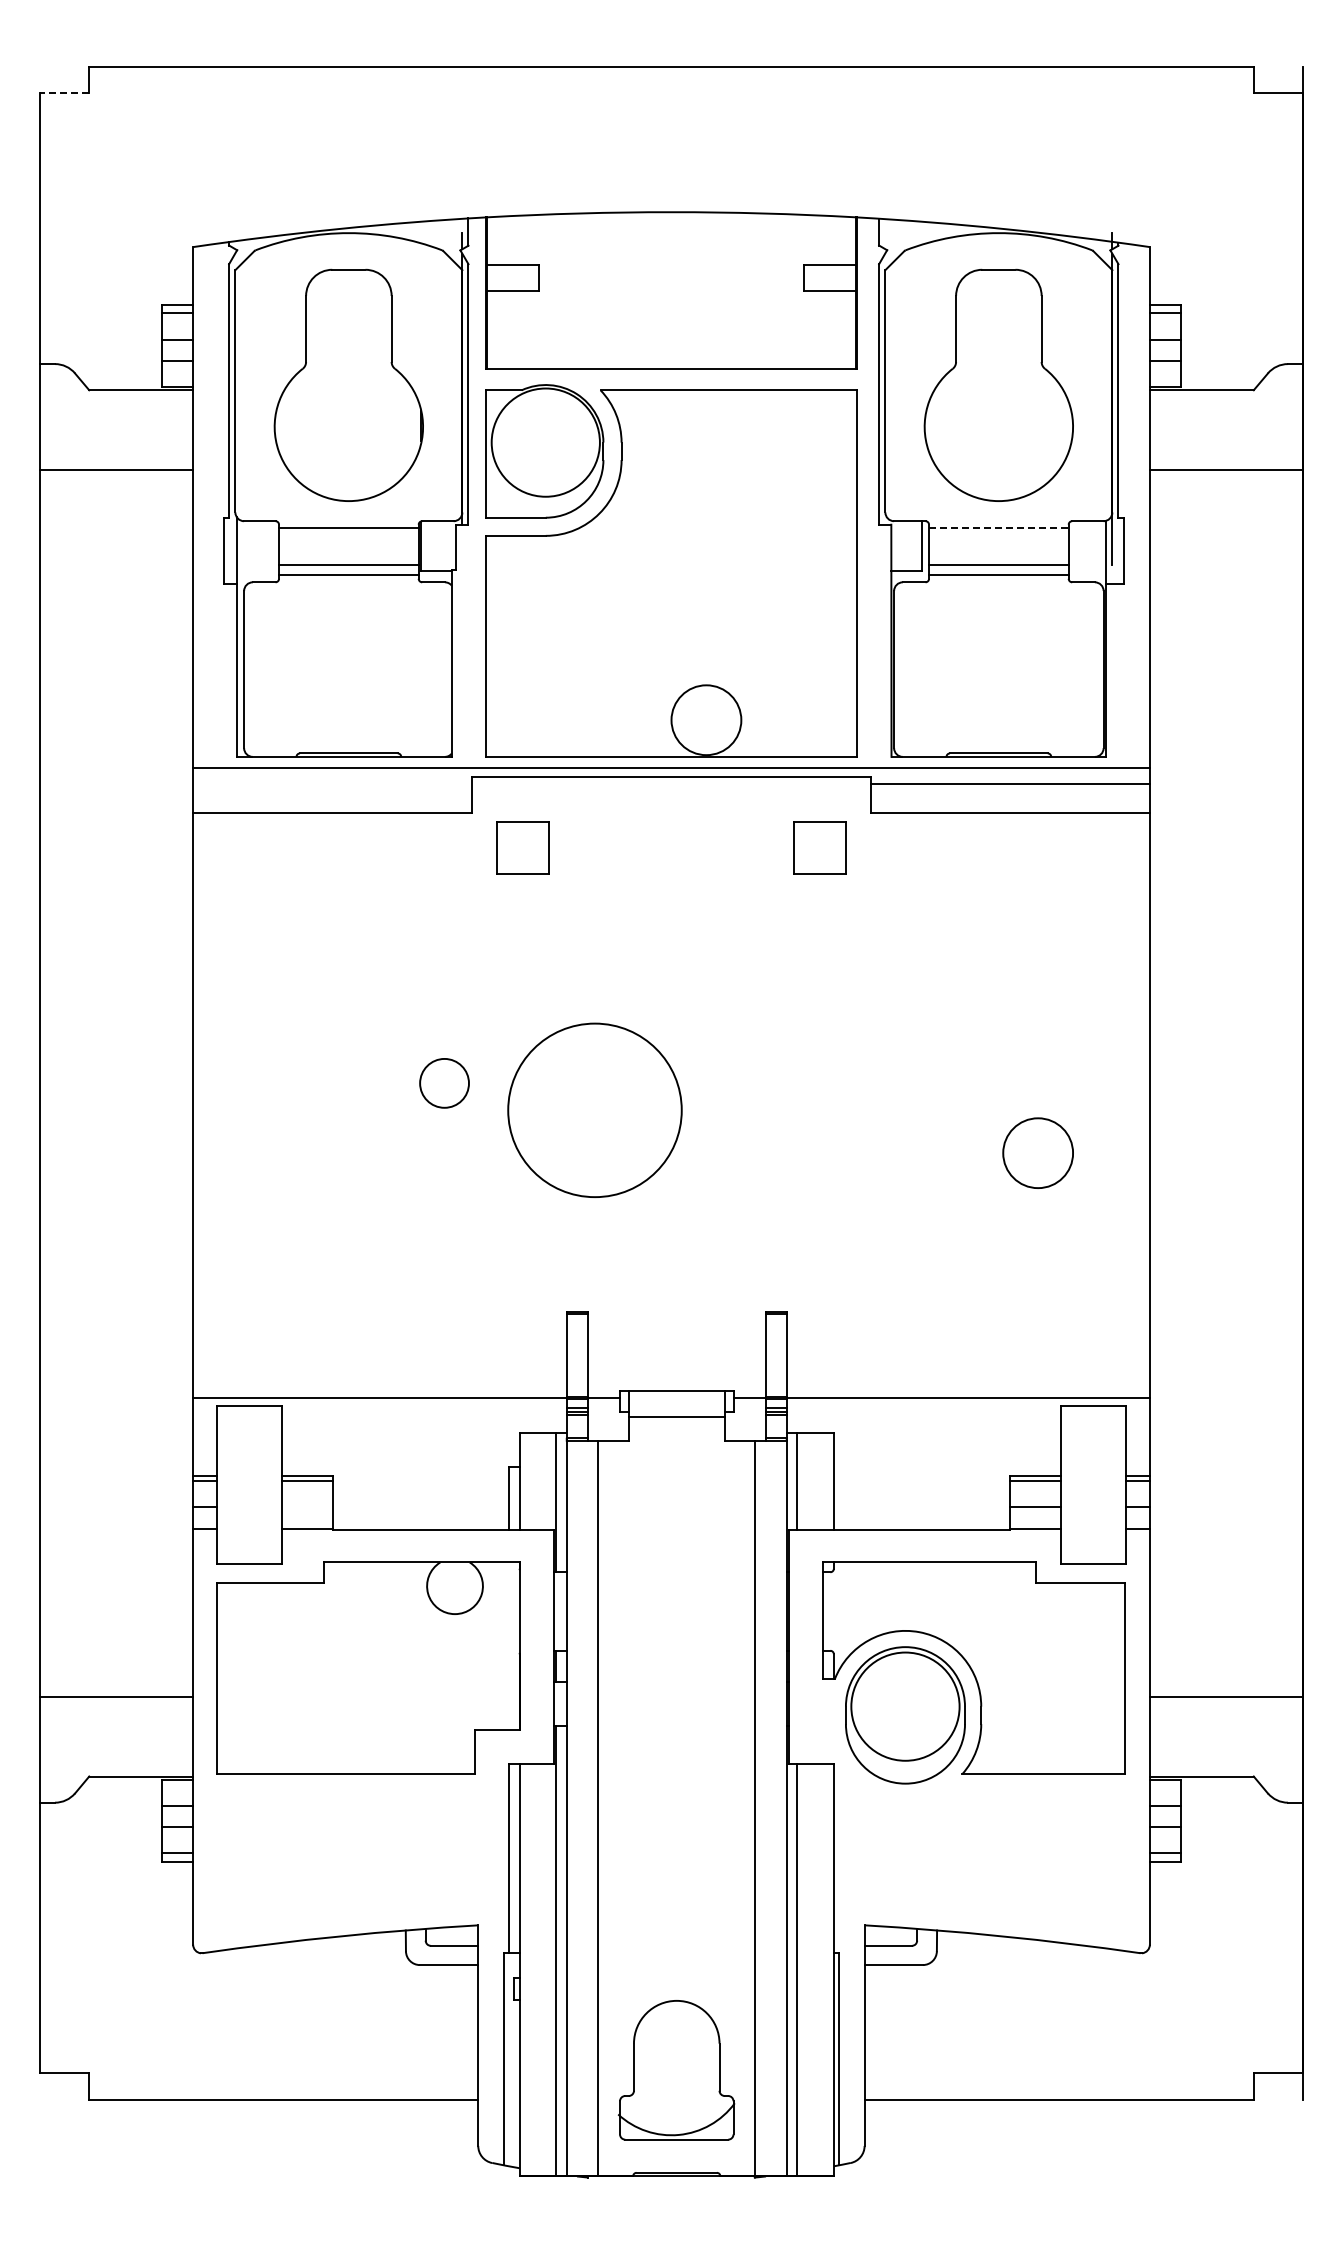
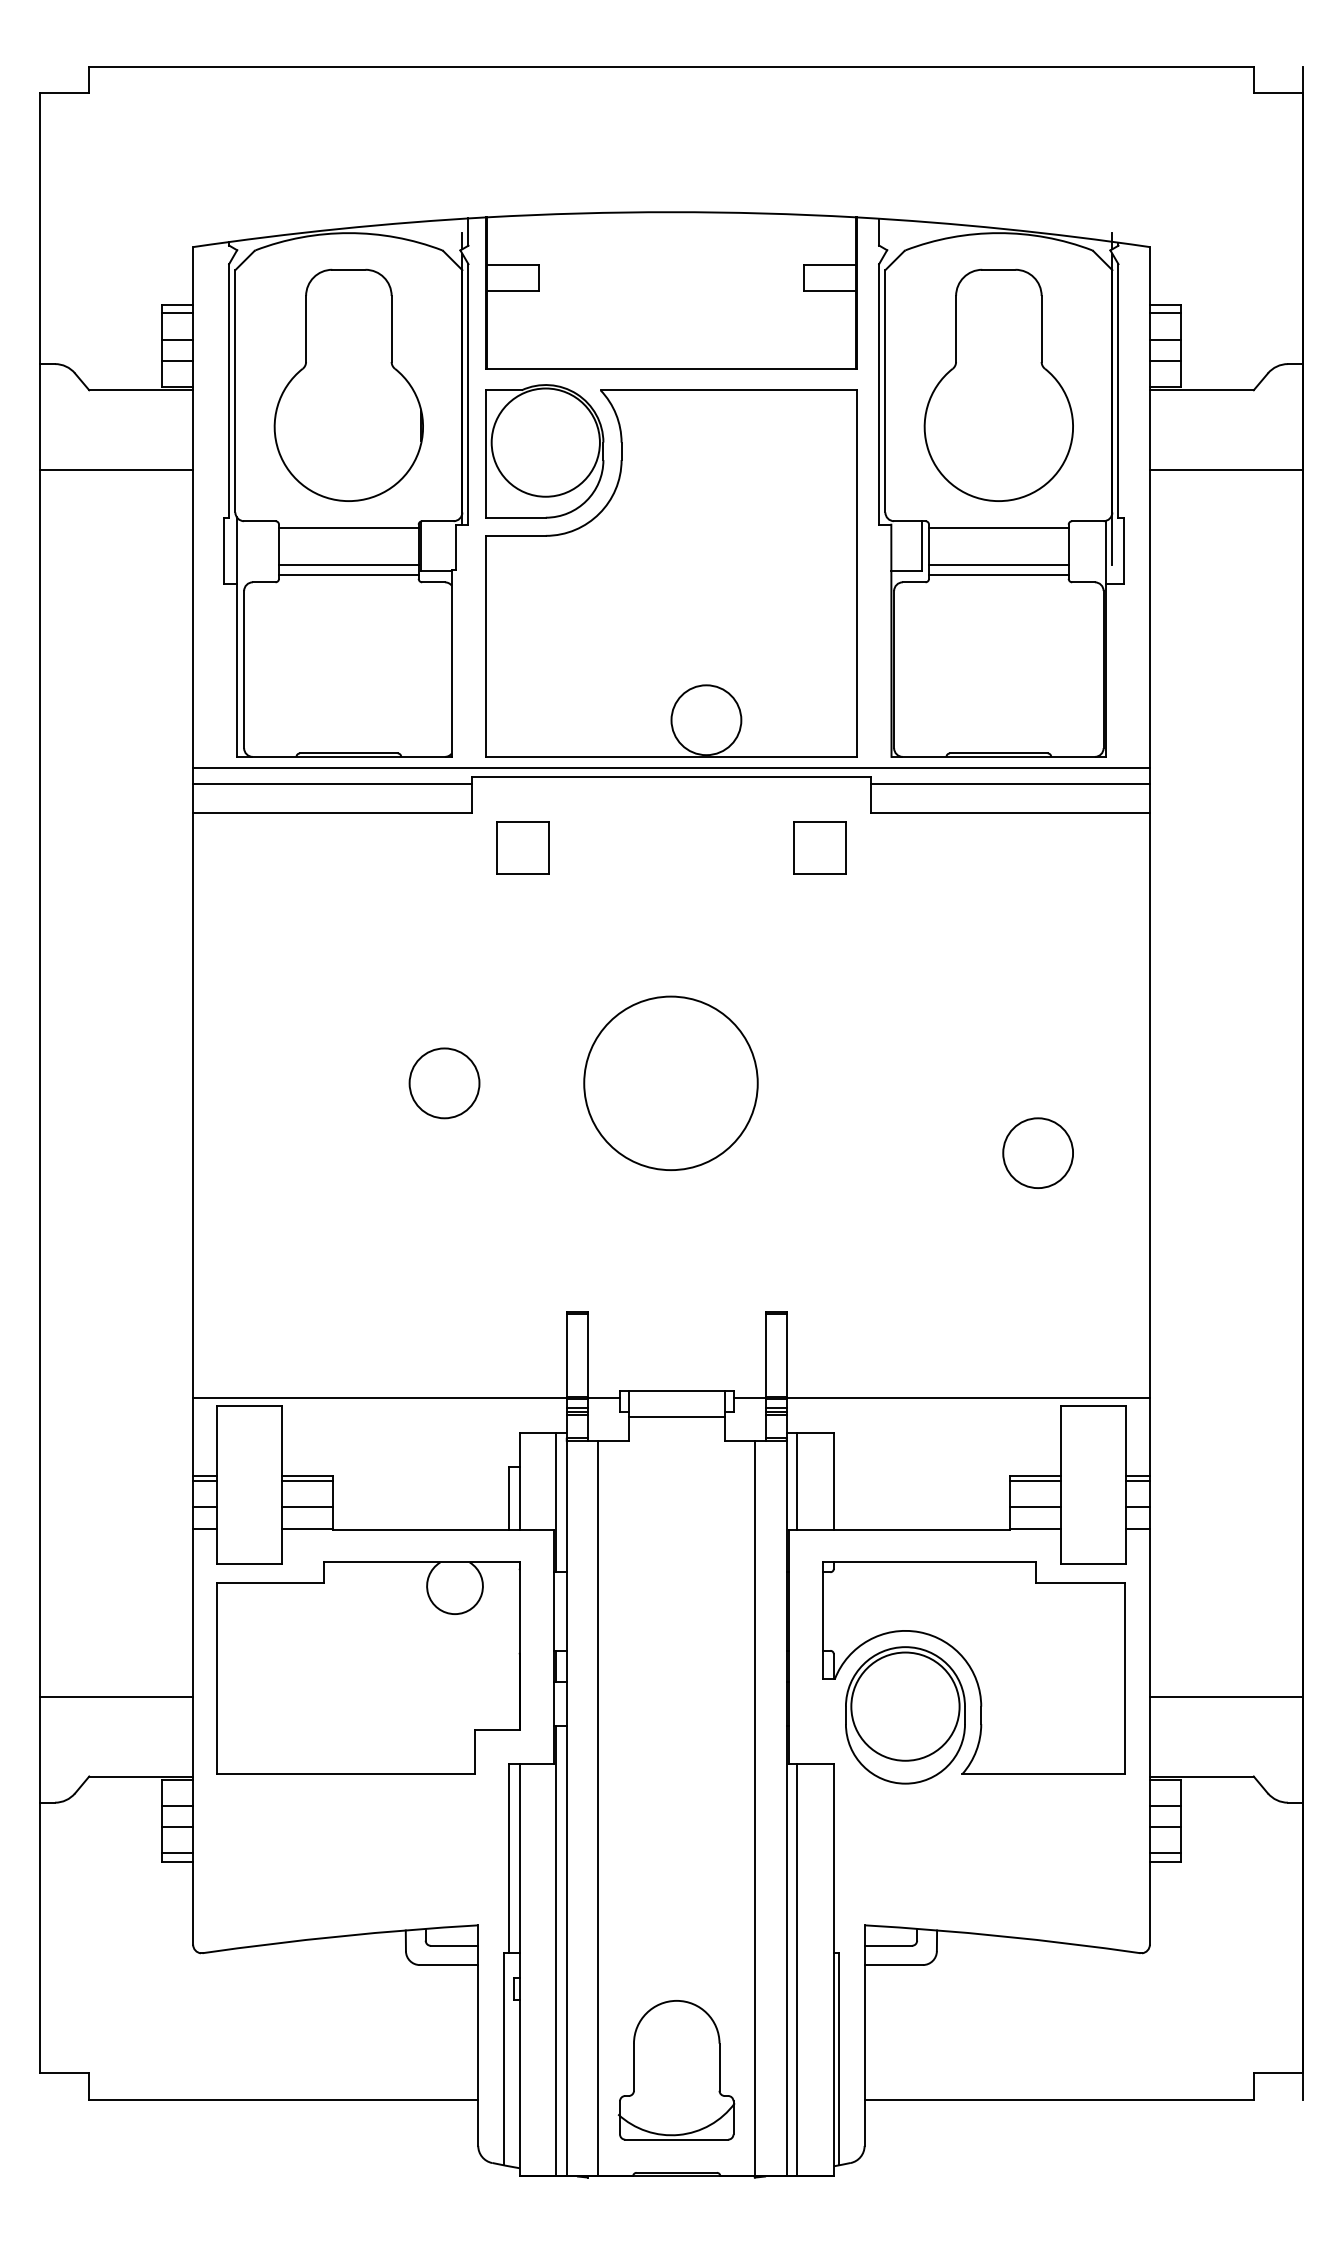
line: dashed -> solid (64, 93)
line: dashed -> solid (998, 528)
line: none -> present (332, 784)
circle diameter: 49 px -> 70 px (444, 1083)
circle position: (594, 1109) -> (670, 1082) (670, 1082)
line: none -> present (307, 1506)
